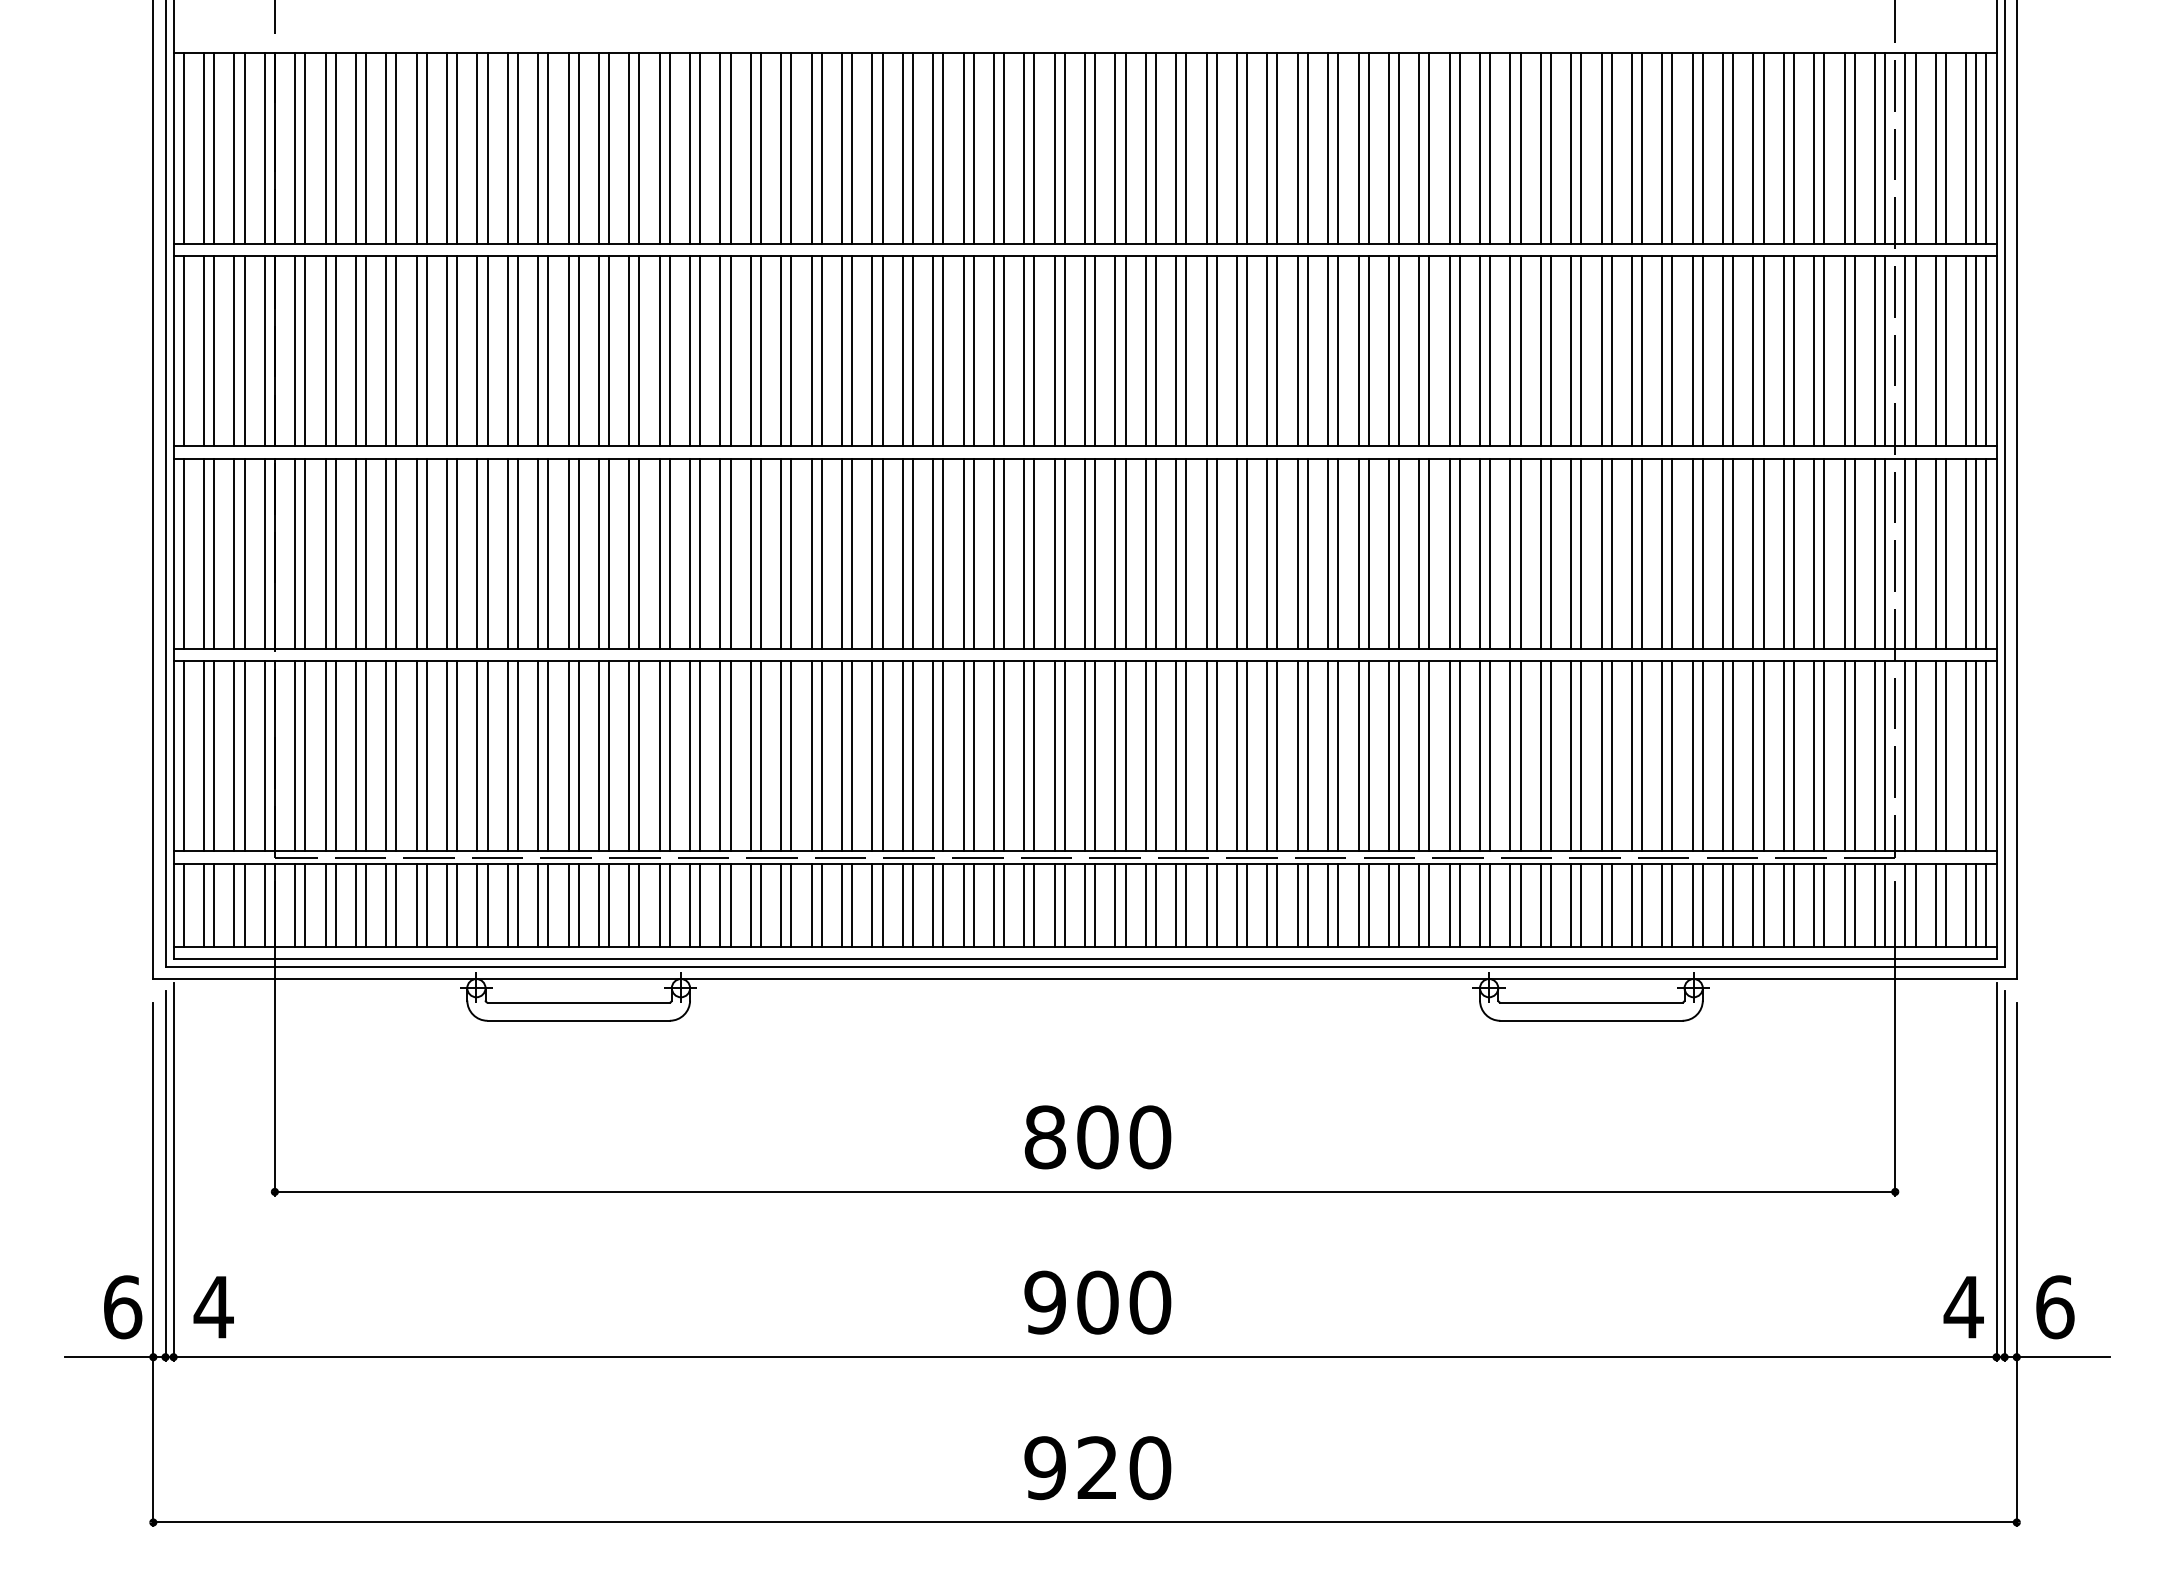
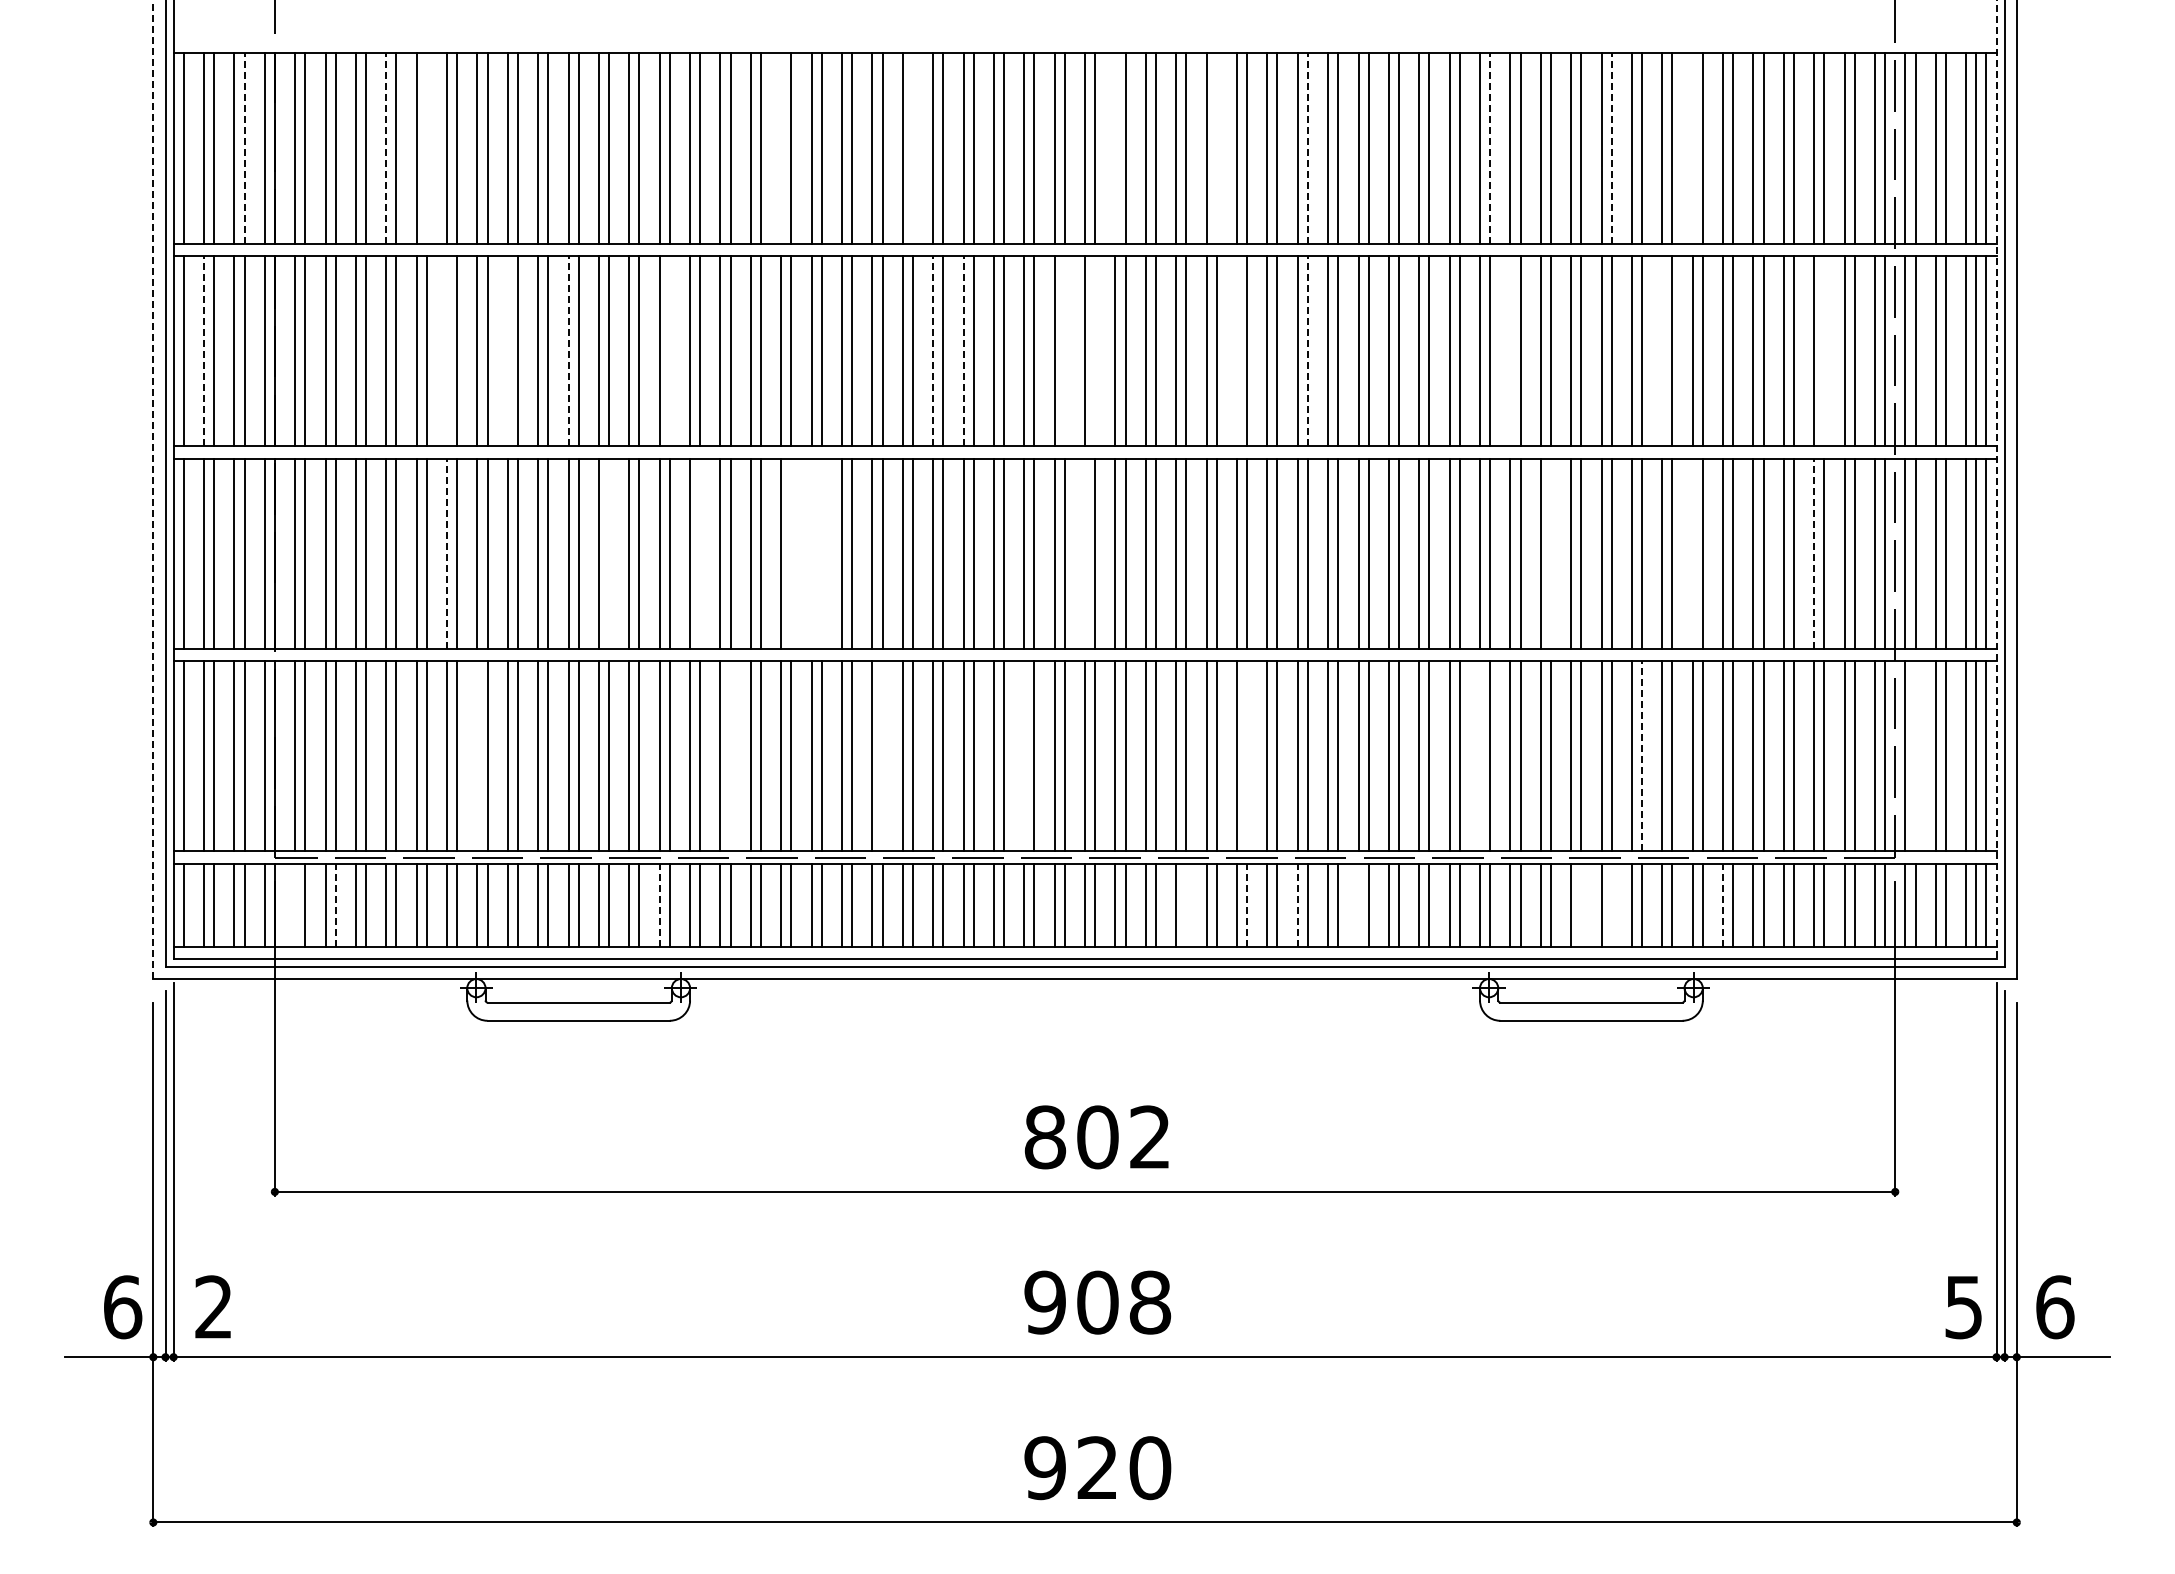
line: solid -> dashed (244, 148)
line: solid -> dashed (386, 148)
line: present -> none (426, 148)
line: present -> none (781, 148)
line: present -> none (912, 148)
line: present -> none (1115, 148)
line: present -> none (1216, 148)
line: solid -> dashed (1307, 148)
line: solid -> dashed (1490, 148)
line: solid -> dashed (1611, 148)
line: present -> none (1692, 148)
line: solid -> dashed (203, 350)
line: present -> none (447, 350)
line: present -> none (507, 350)
line: solid -> dashed (568, 350)
line: present -> none (669, 350)
line: solid -> dashed (933, 350)
line: solid -> dashed (963, 350)
line: present -> none (1064, 350)
line: present -> none (1095, 350)
line: present -> none (1236, 350)
line: solid -> dashed (1307, 350)
line: present -> none (1510, 350)
line: present -> none (1662, 350)
line: present -> none (1824, 350)
line: solid -> dashed (1996, 479)
line: solid -> dashed (153, 489)
line: solid -> dashed (447, 553)
line: present -> none (609, 553)
line: present -> none (700, 553)
line: present -> none (791, 553)
line: present -> none (811, 553)
line: present -> none (821, 553)
line: present -> none (1085, 553)
line: present -> none (1550, 553)
line: present -> none (1692, 553)
line: solid -> dashed (1814, 553)
line: solid -> dashed (1642, 755)
line: present -> none (477, 756)
line: present -> none (730, 756)
line: present -> none (882, 756)
line: present -> none (1024, 756)
line: present -> none (1247, 756)
line: present -> none (1480, 756)
line: present -> none (1915, 756)
line: present -> none (295, 904)
line: present -> none (1186, 904)
line: present -> none (1358, 904)
line: present -> none (1581, 904)
line: present -> none (1611, 904)
line: solid -> dashed (335, 905)
line: solid -> dashed (659, 905)
line: solid -> dashed (1247, 905)
line: solid -> dashed (1297, 905)
line: solid -> dashed (1723, 905)
text: 800 -> 802 (1150, 1137)
text: 900 -> 908 (1150, 1302)
text: 4 -> 2 (213, 1306)
text: 4 -> 5 (1963, 1307)
